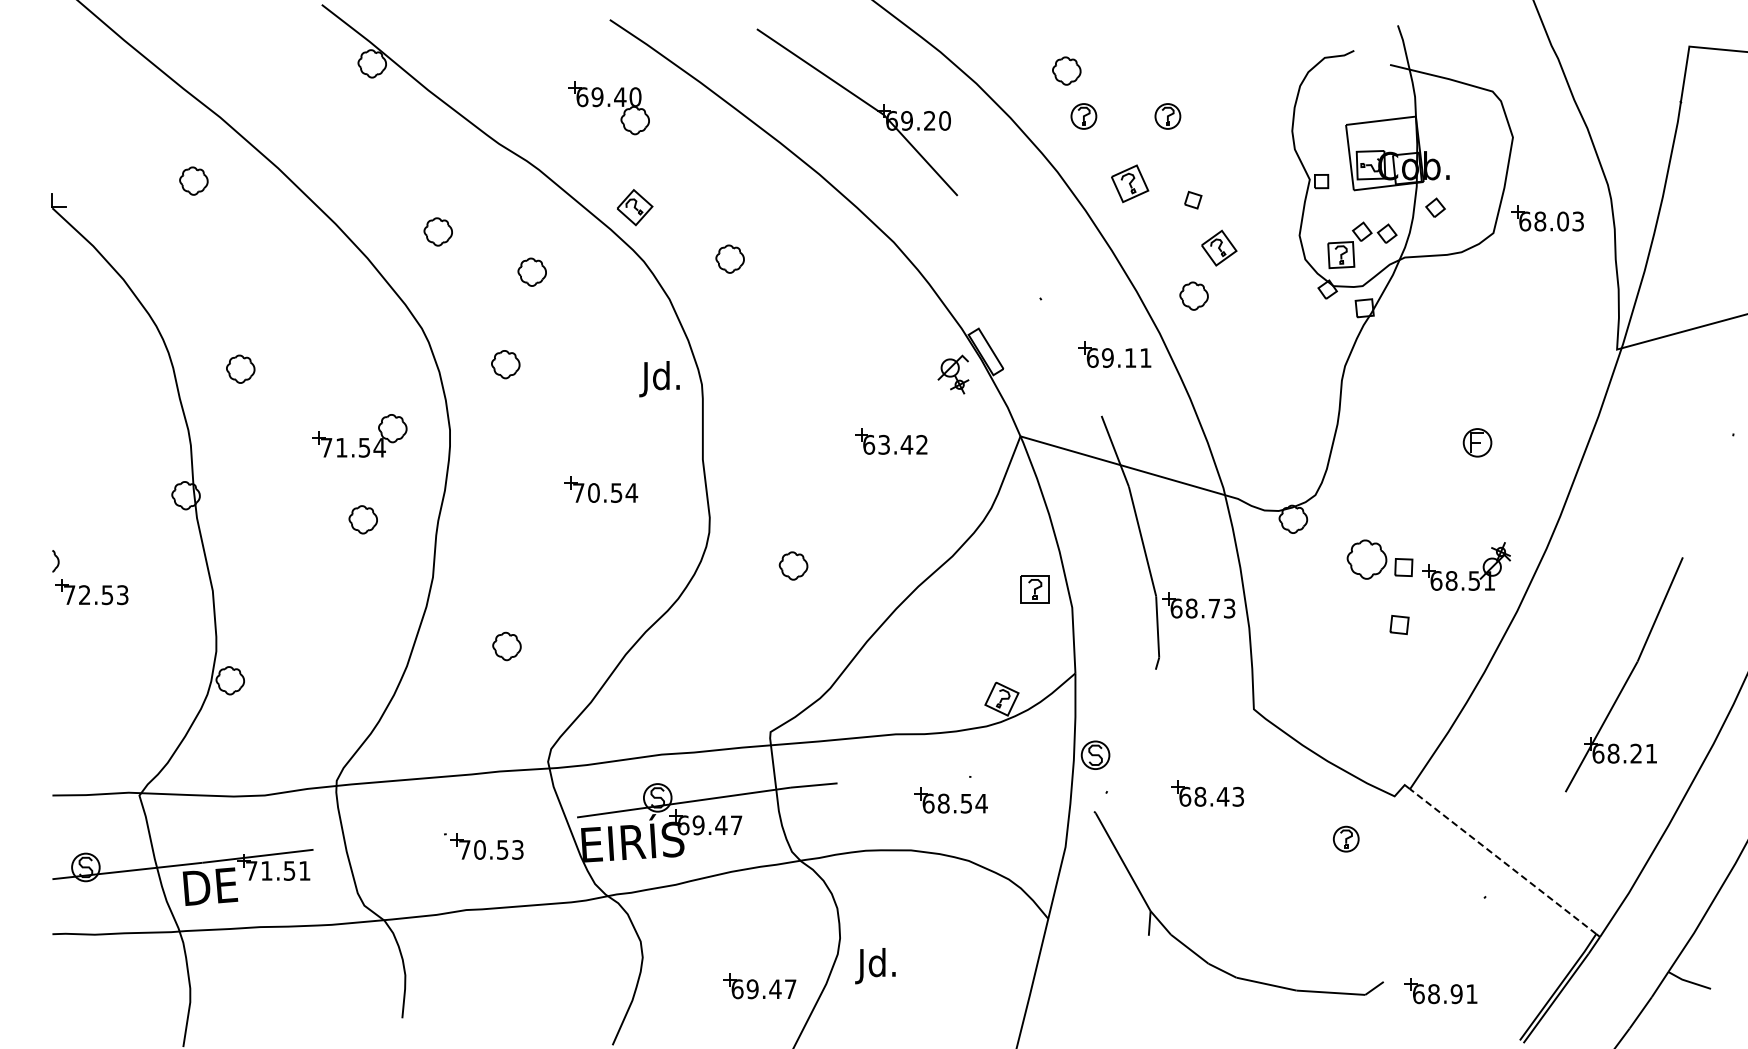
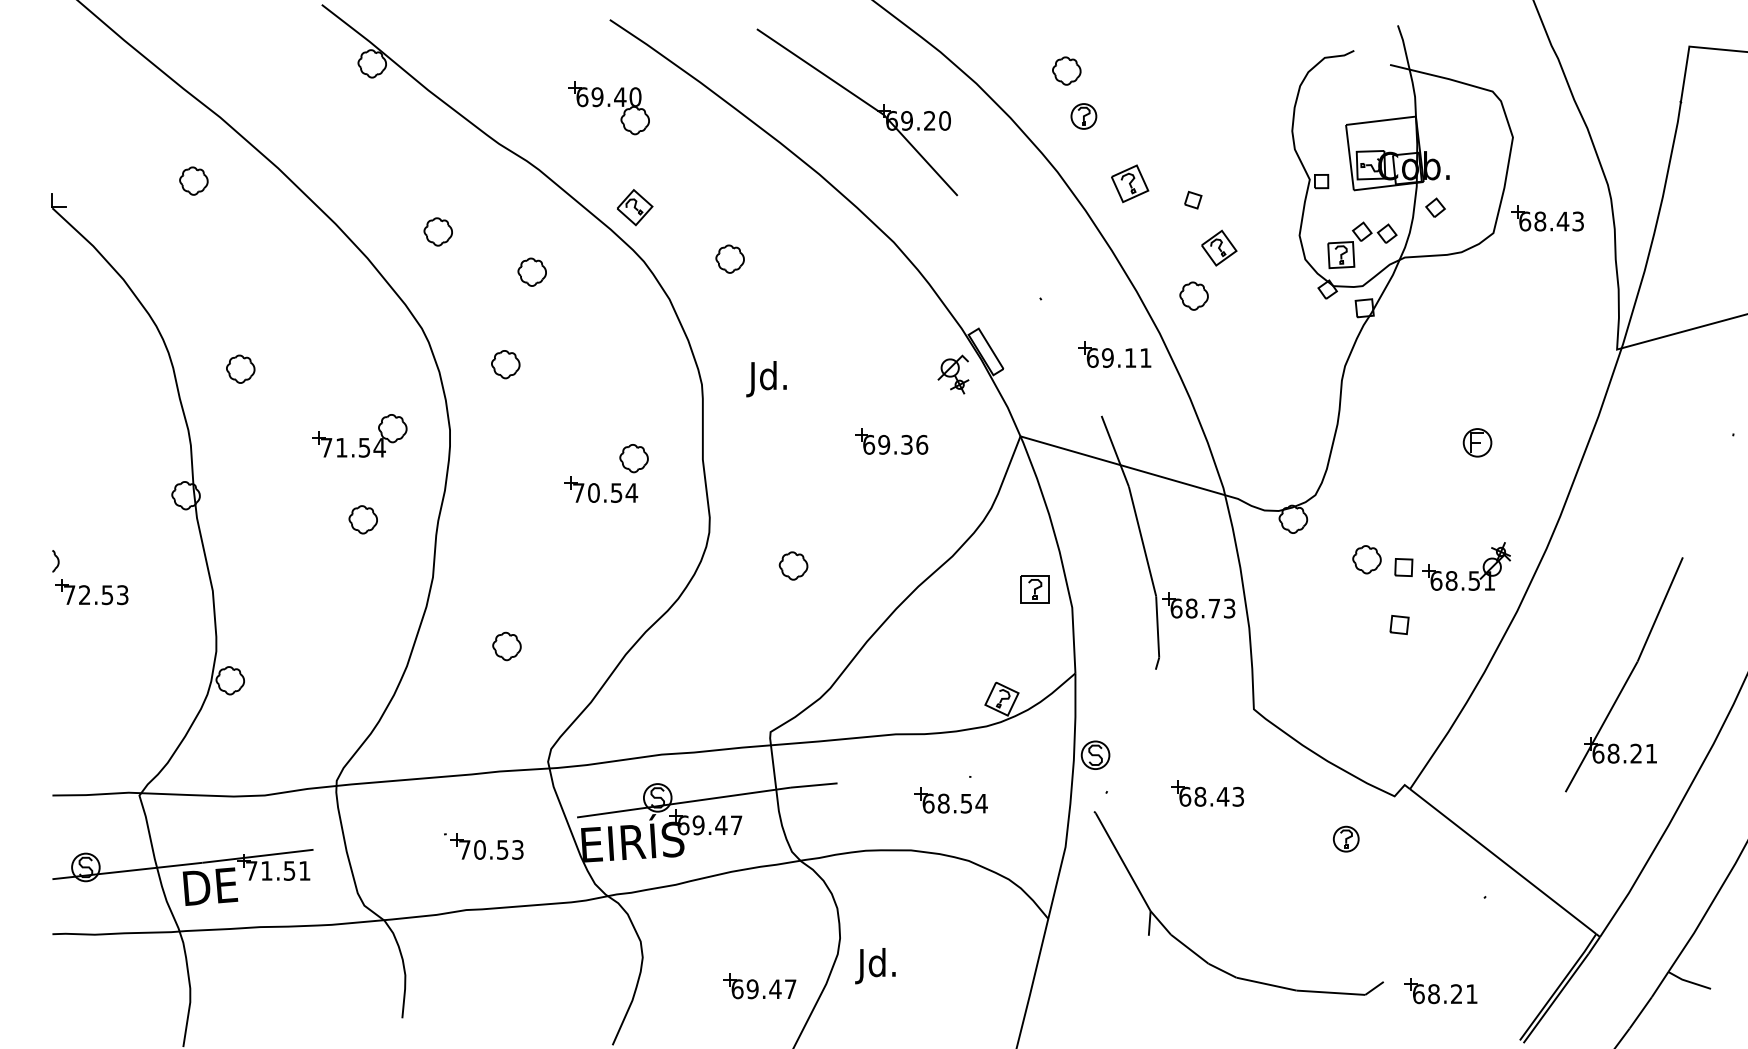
part: present -> none (1167, 116)
text: 68.03 -> 68.43 (1562, 221)
text position: (659, 379) -> (766, 379) (766, 379)
text: 63.42 -> 69.36 (903, 444)
part: none -> present (633, 458)
part size: 42x41 px -> 30x30 px (1366, 559)
line: dashed -> solid (1503, 861)
text: 68.91 -> 68.21 (1456, 994)
